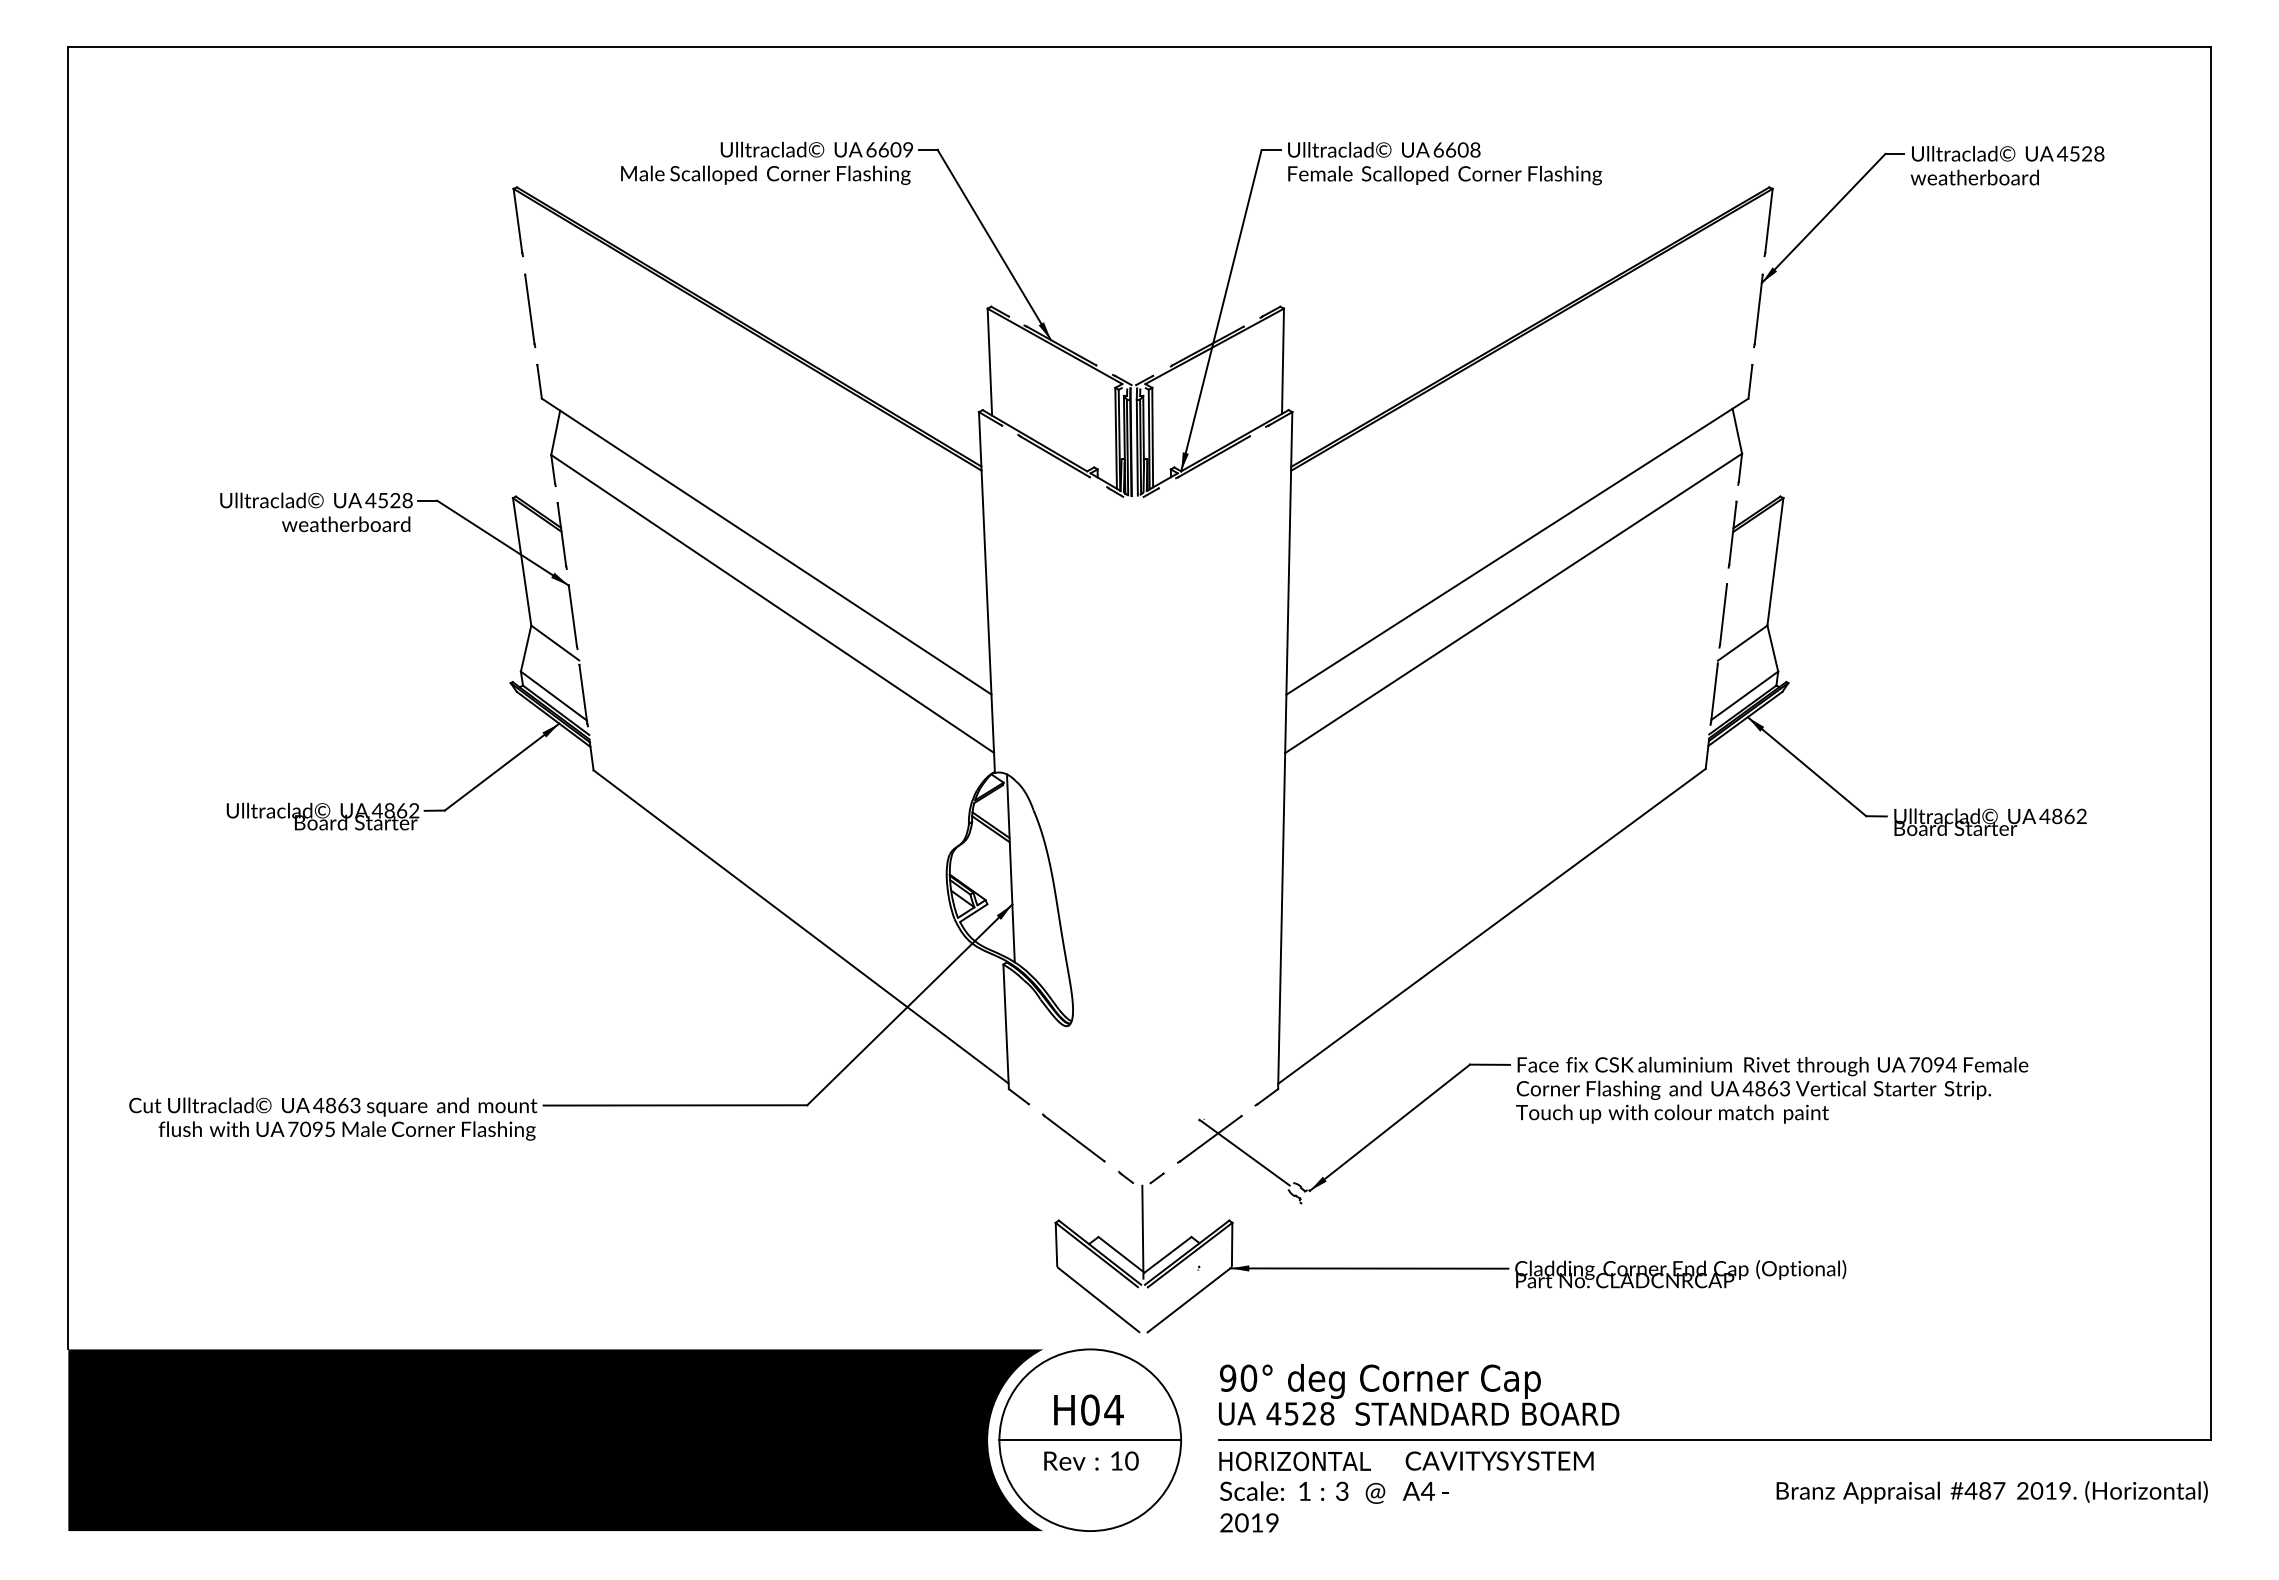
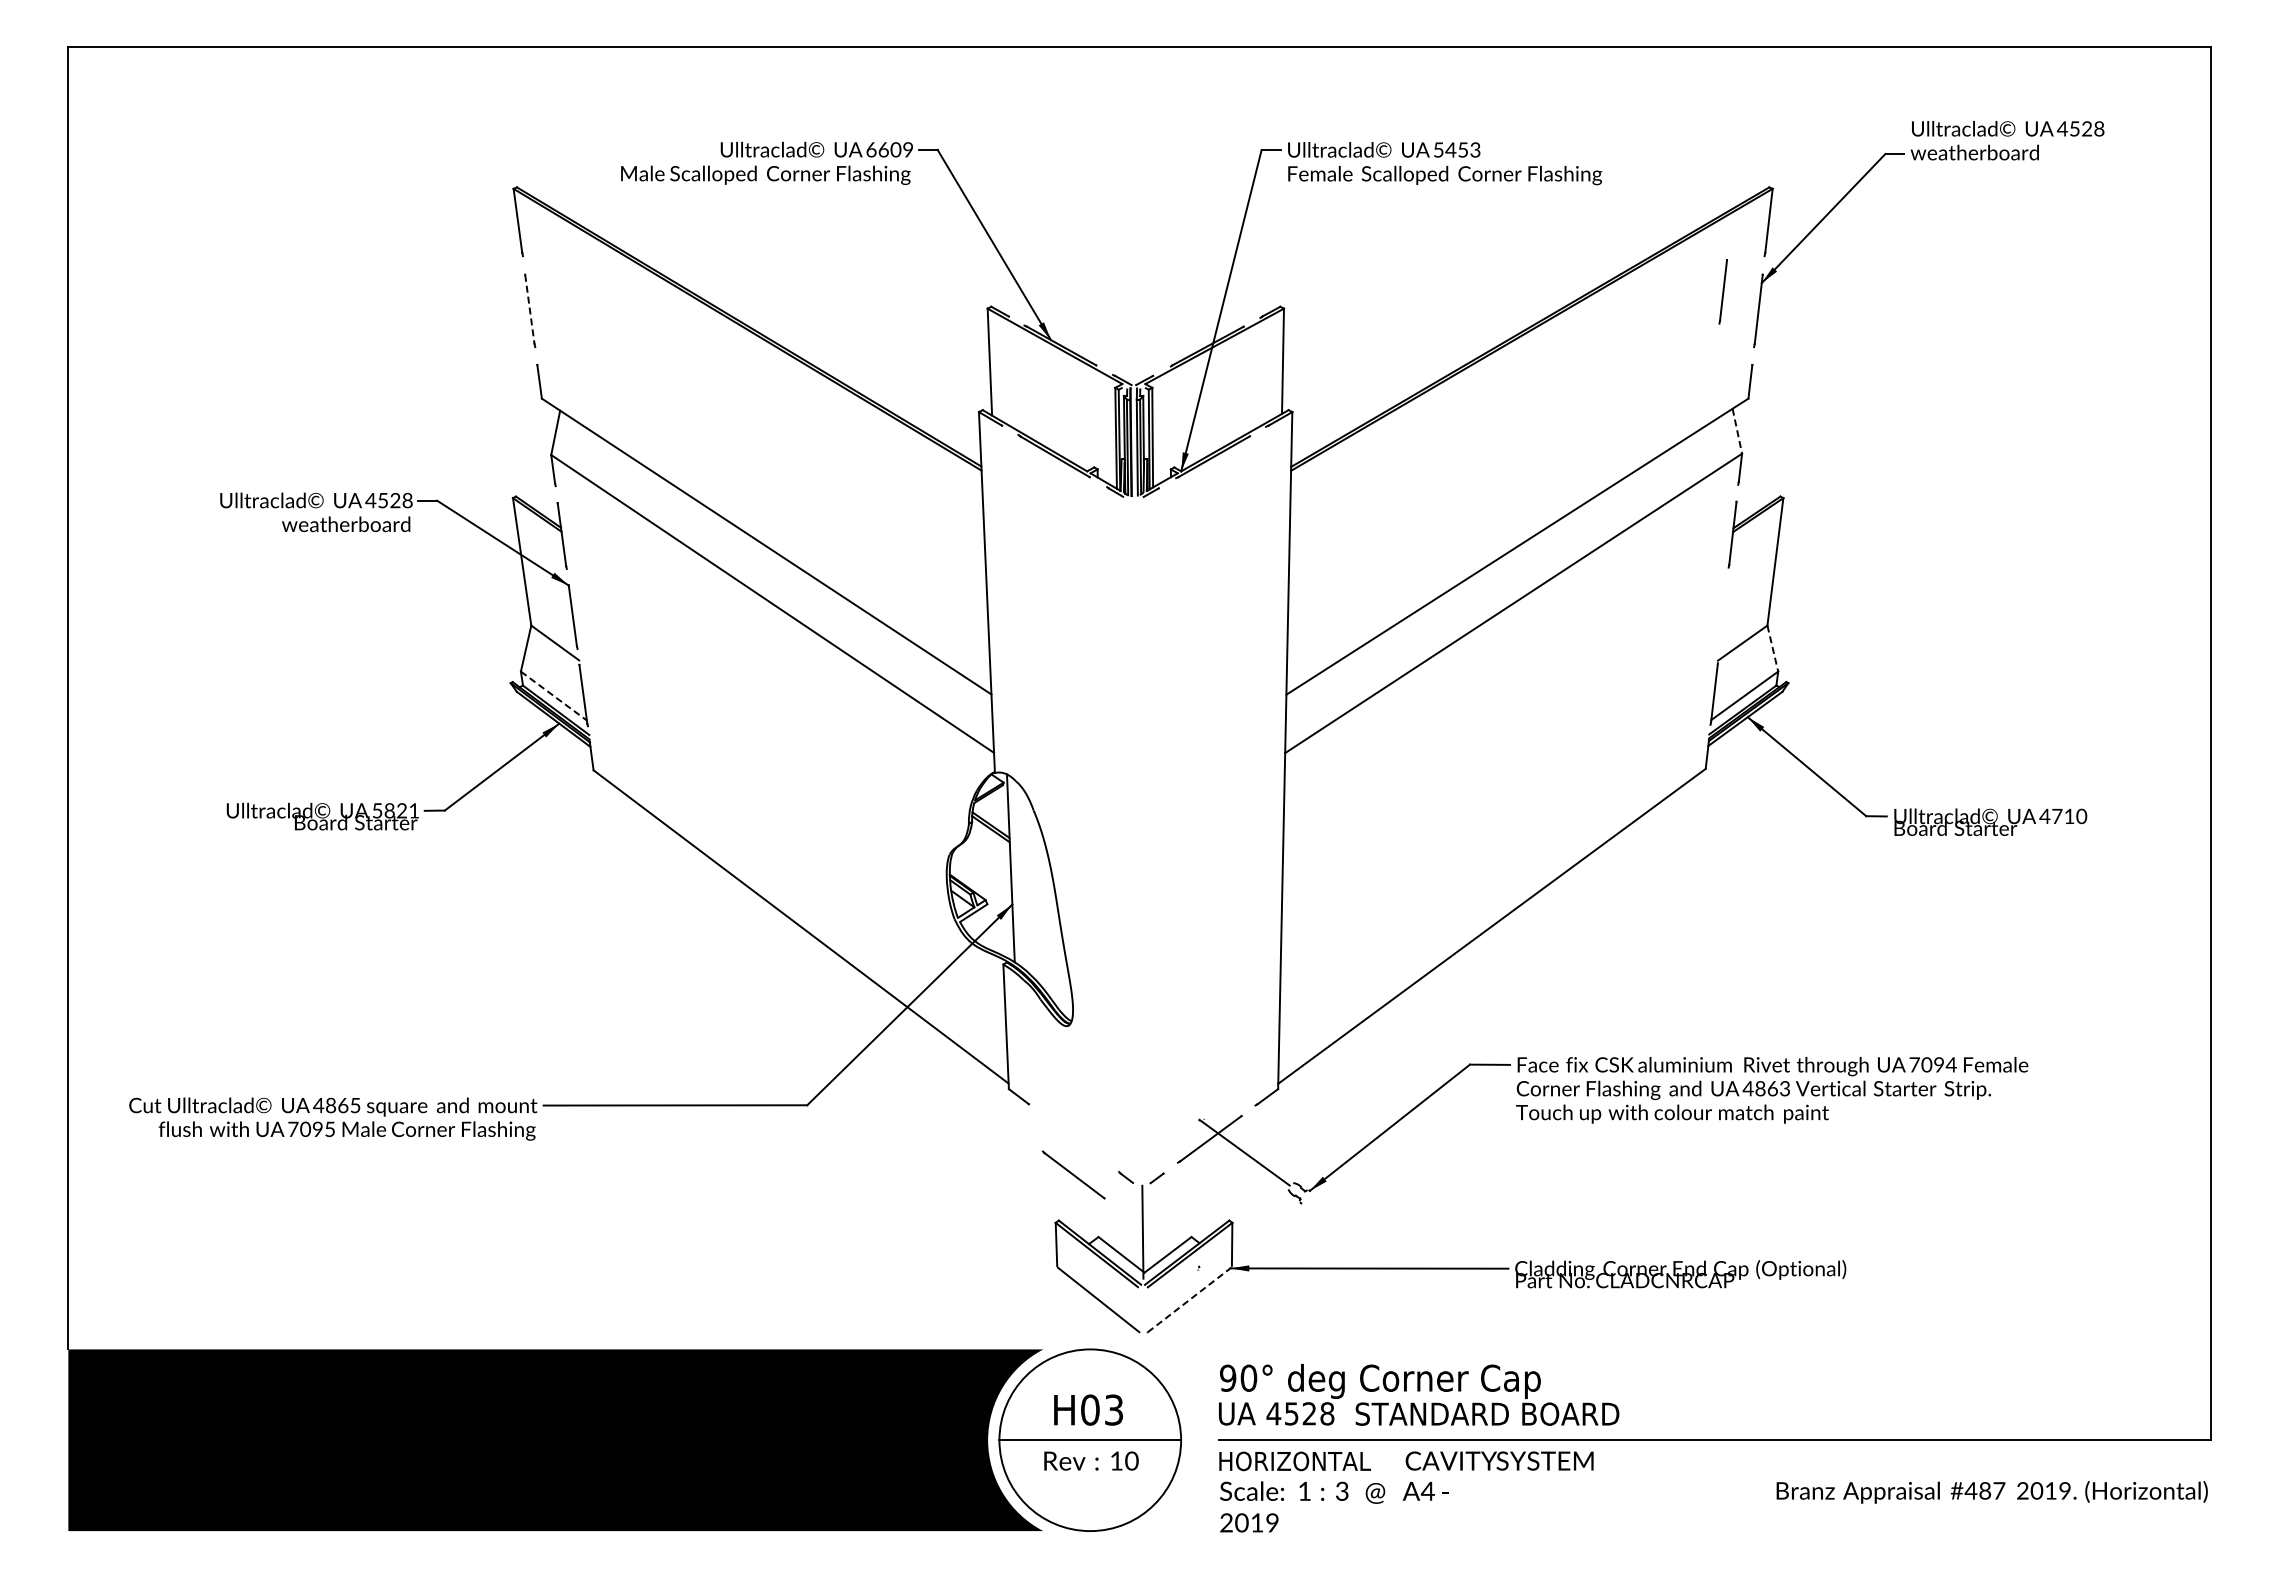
text: 6608 -> 5453 (1456, 149)
text position: (2007, 165) -> (2007, 140) (2007, 140)
line: solid -> dashed (529, 309)
line: solid -> dashed (1737, 431)
line position: (1722, 615) -> (1722, 291) (1722, 291)
line: solid -> dashed (1772, 648)
line: solid -> dashed (554, 696)
text: 4862 -> 5821 (395, 810)
text: 4862 -> 4710 (2069, 816)
text: 4863 -> 4865 (355, 1105)
line position: (1073, 1137) -> (1073, 1174) (1073, 1174)
line: solid -> dashed (1189, 1300)
text: H04 -> H03 (1113, 1409)
